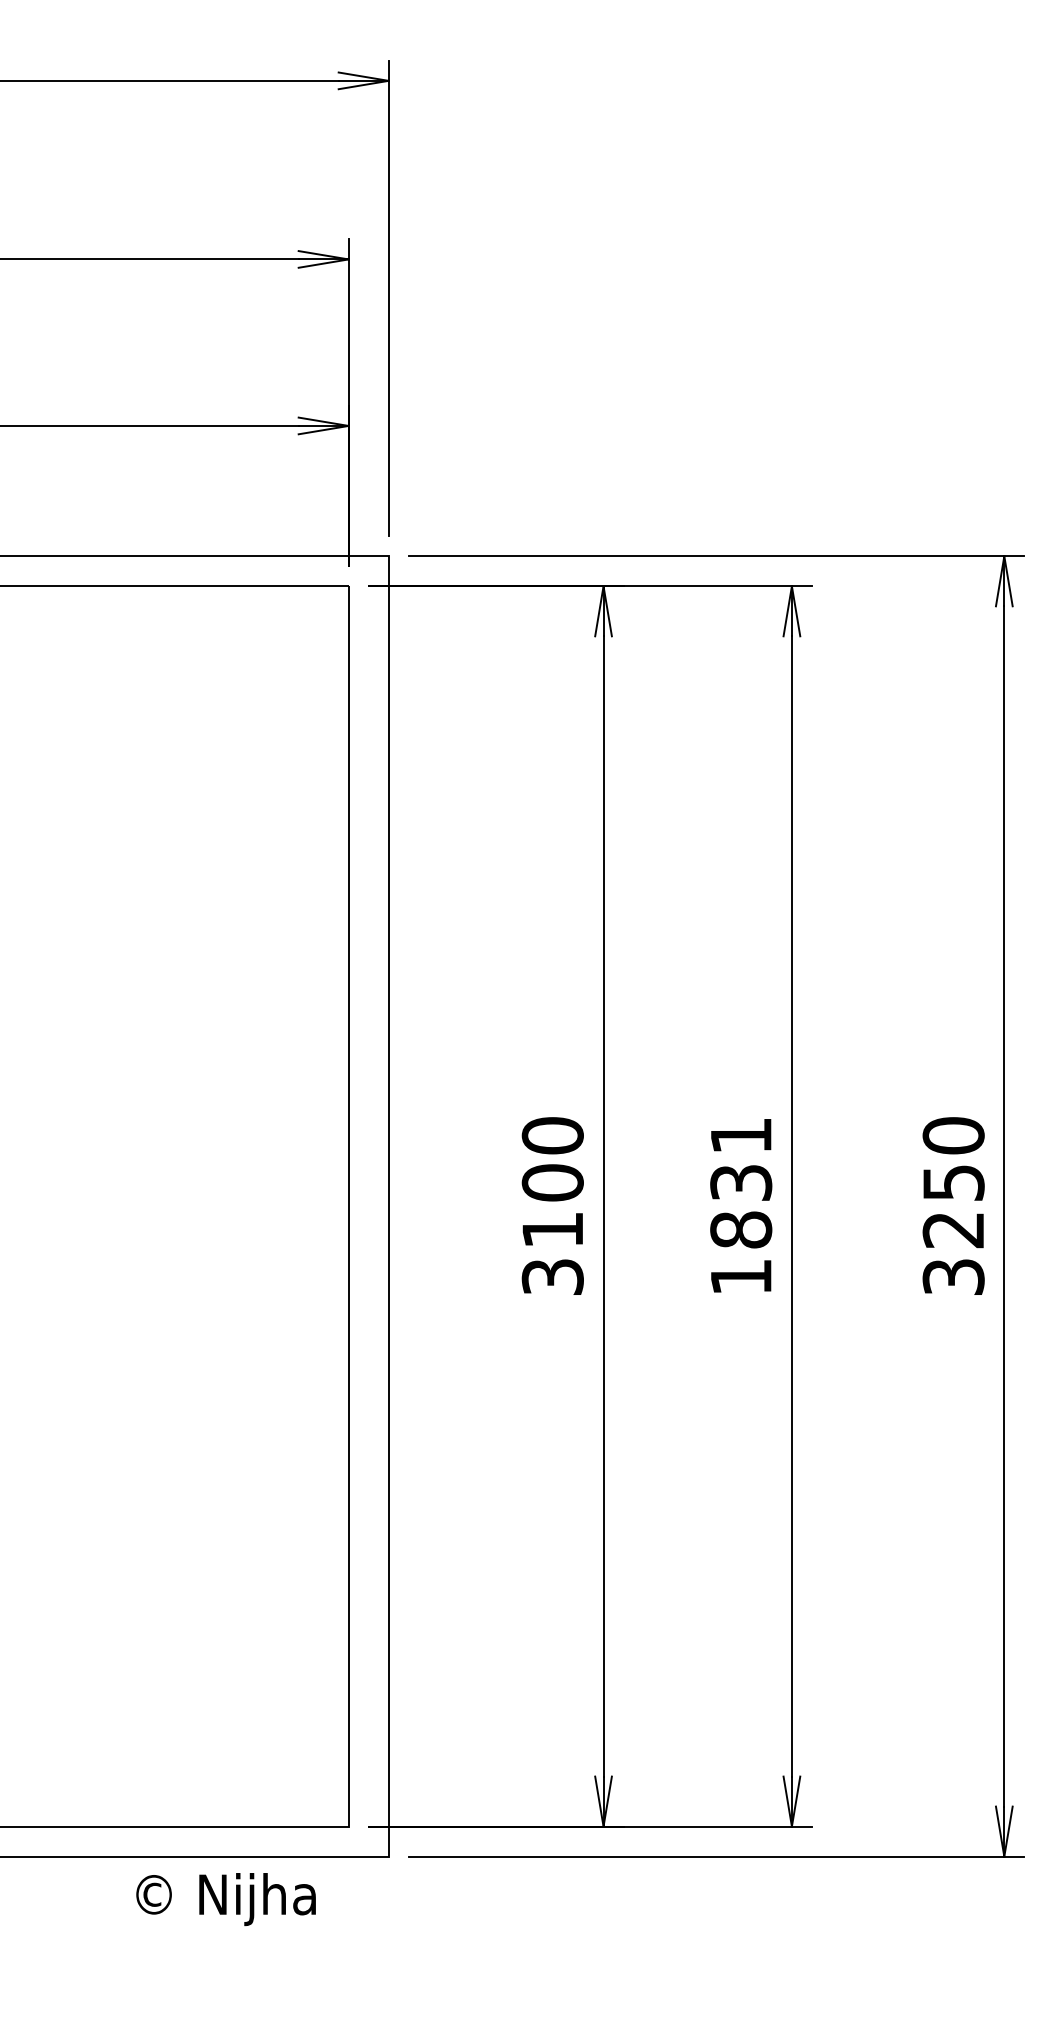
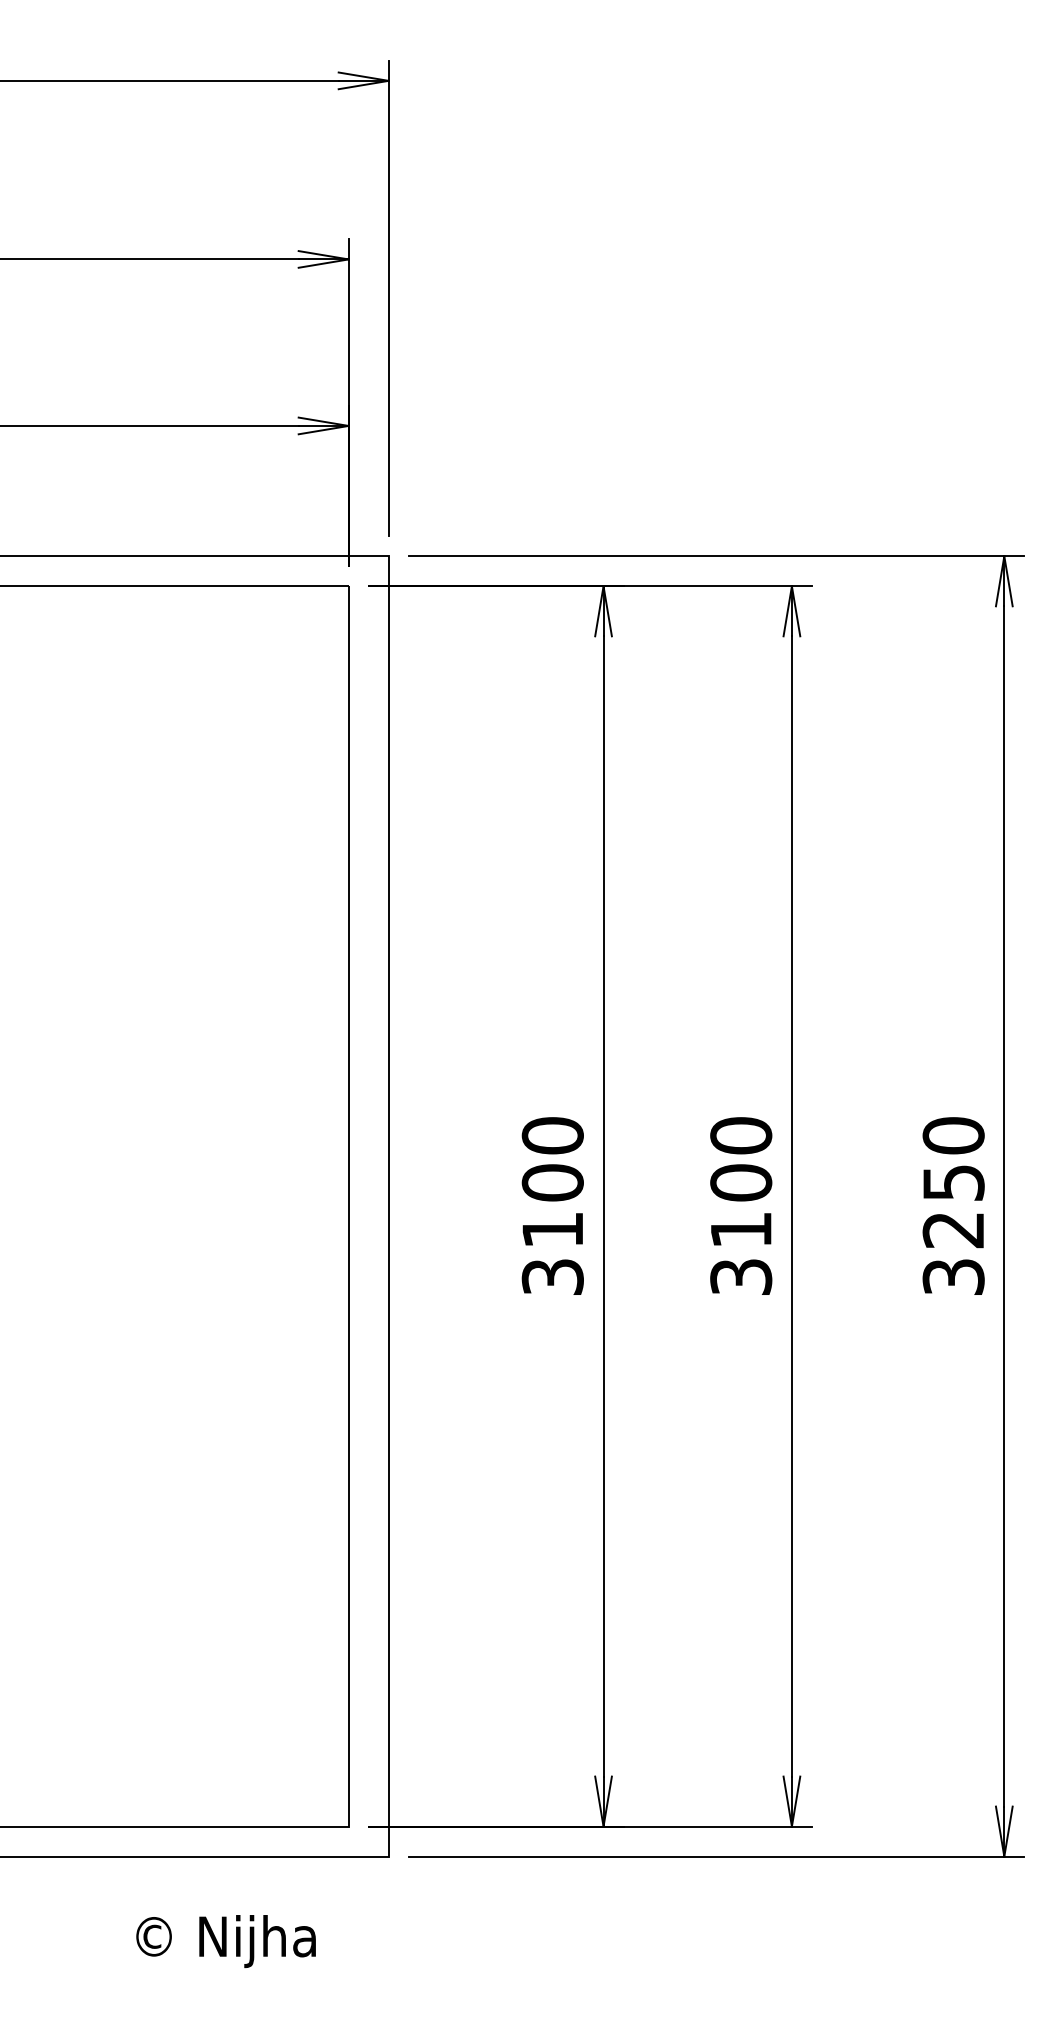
text: 1831 -> 3100 (741, 1205)
text position: (225, 1899) -> (225, 1941) (225, 1941)
